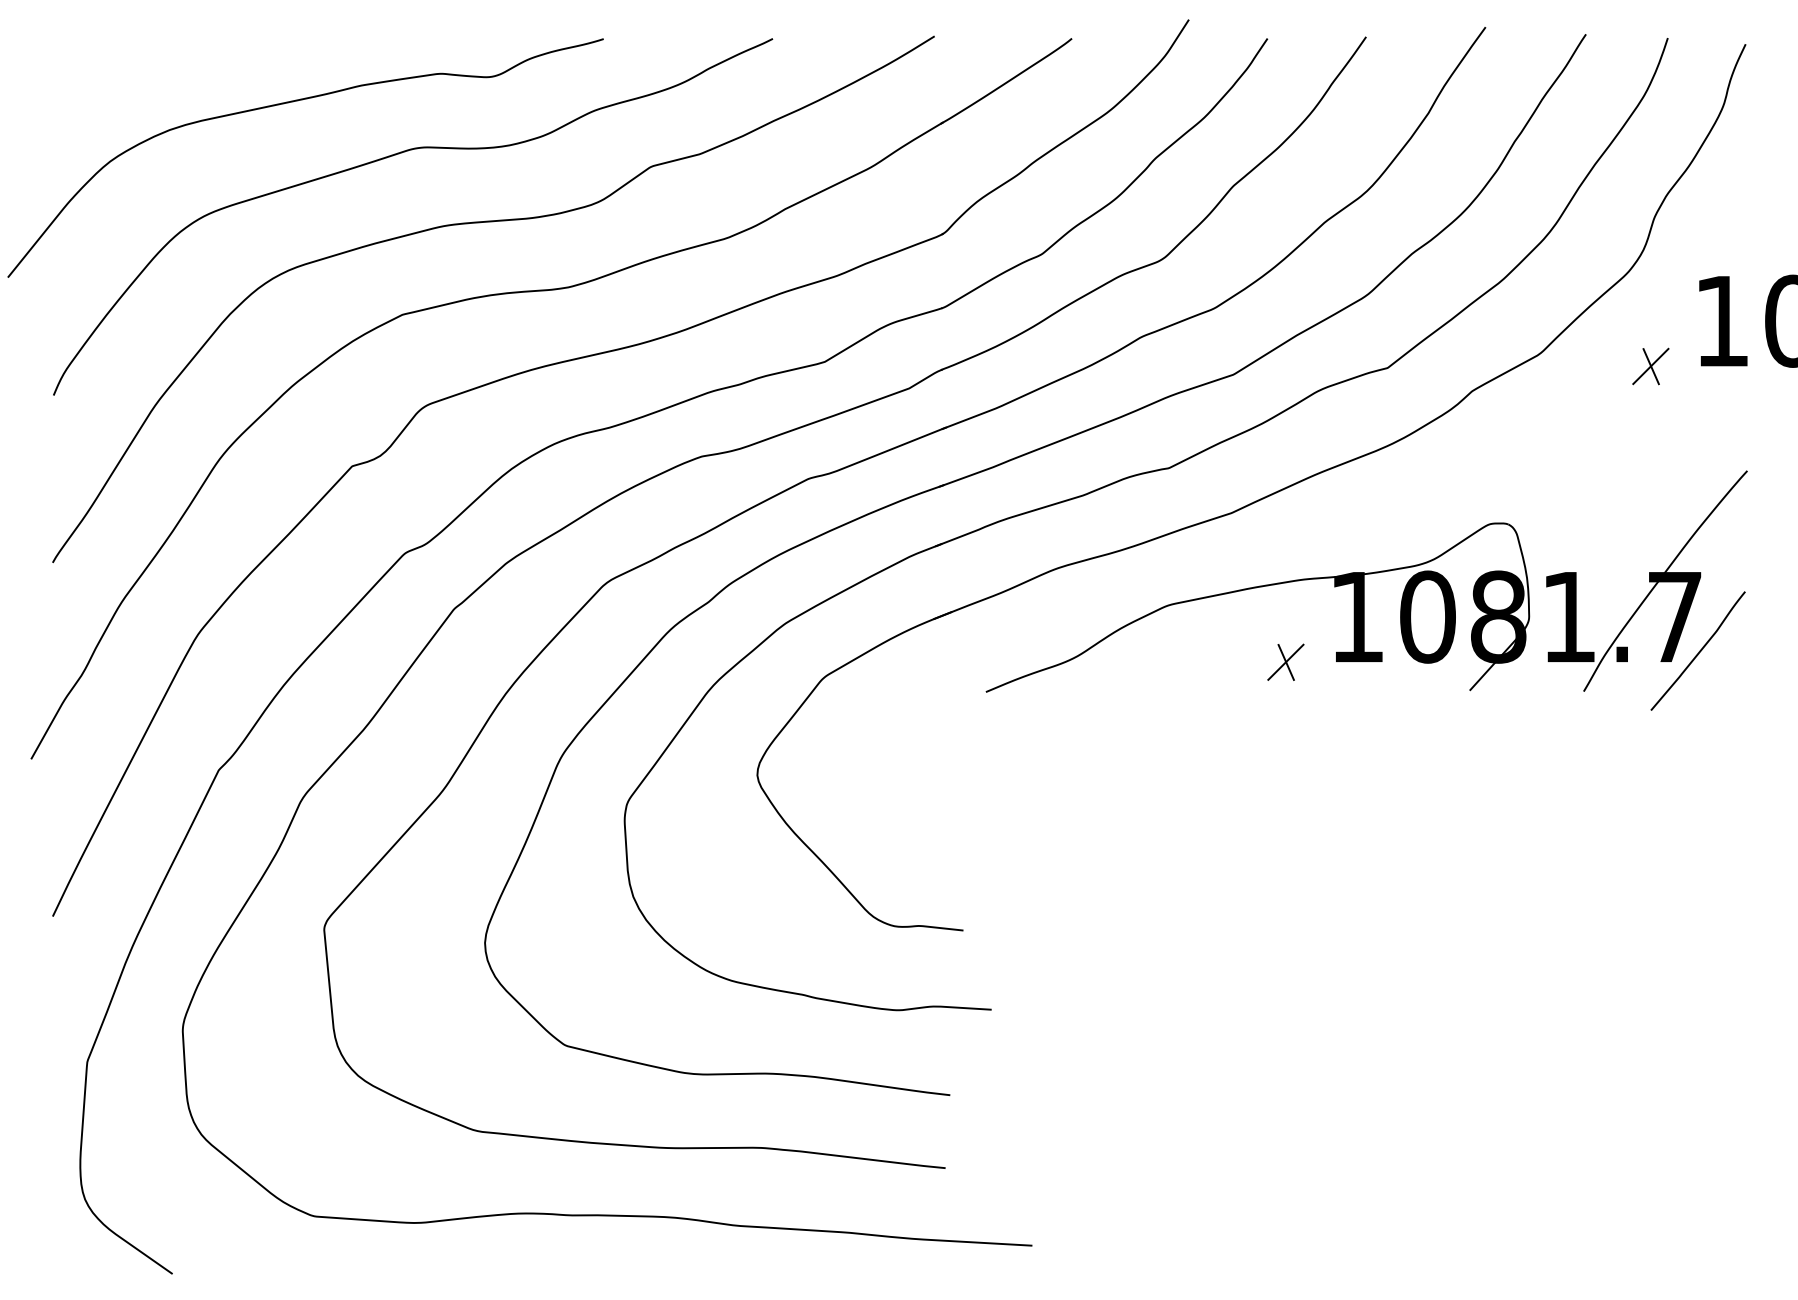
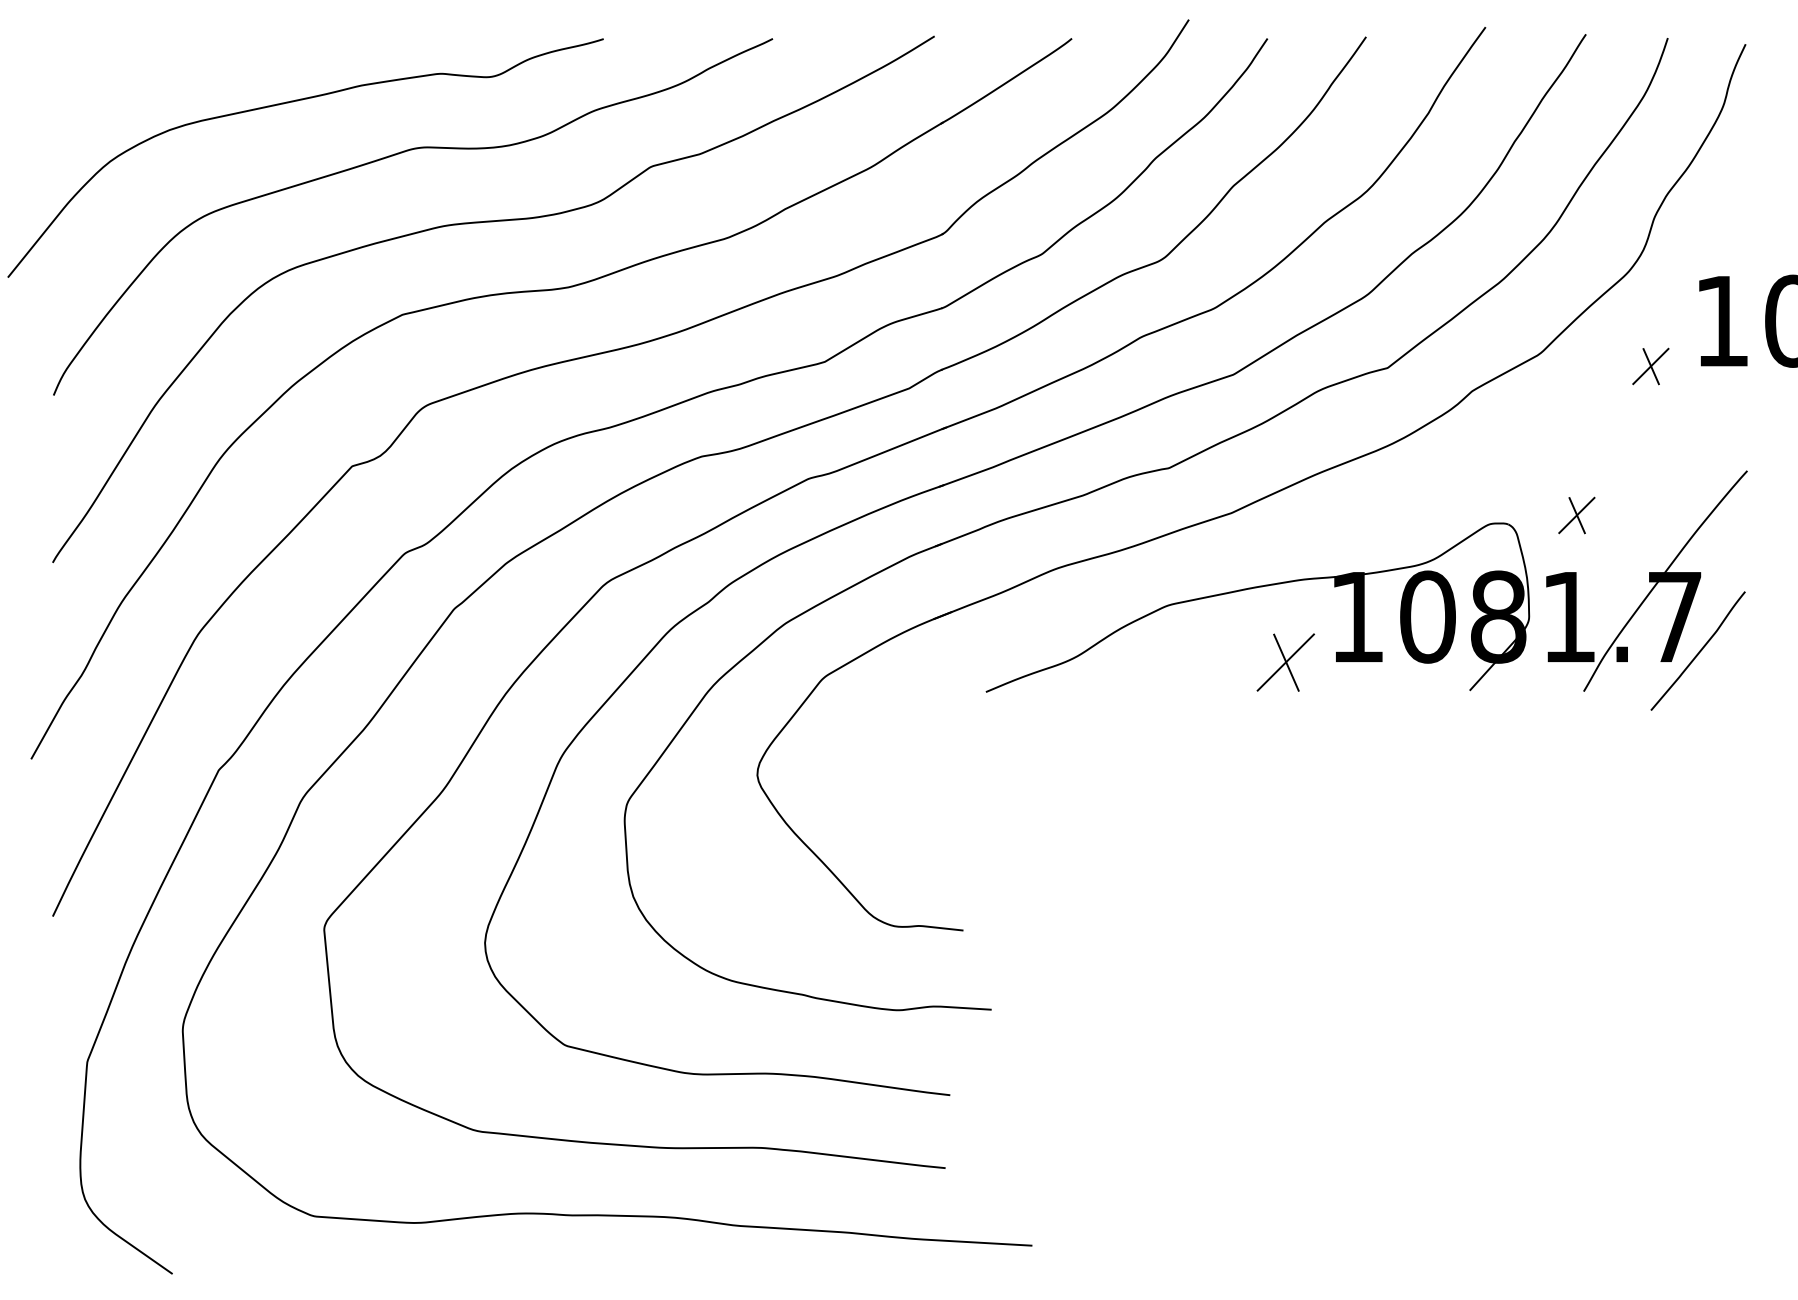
part: none -> present (1576, 515)
part size: 38x38 px -> 59x59 px (1285, 662)
